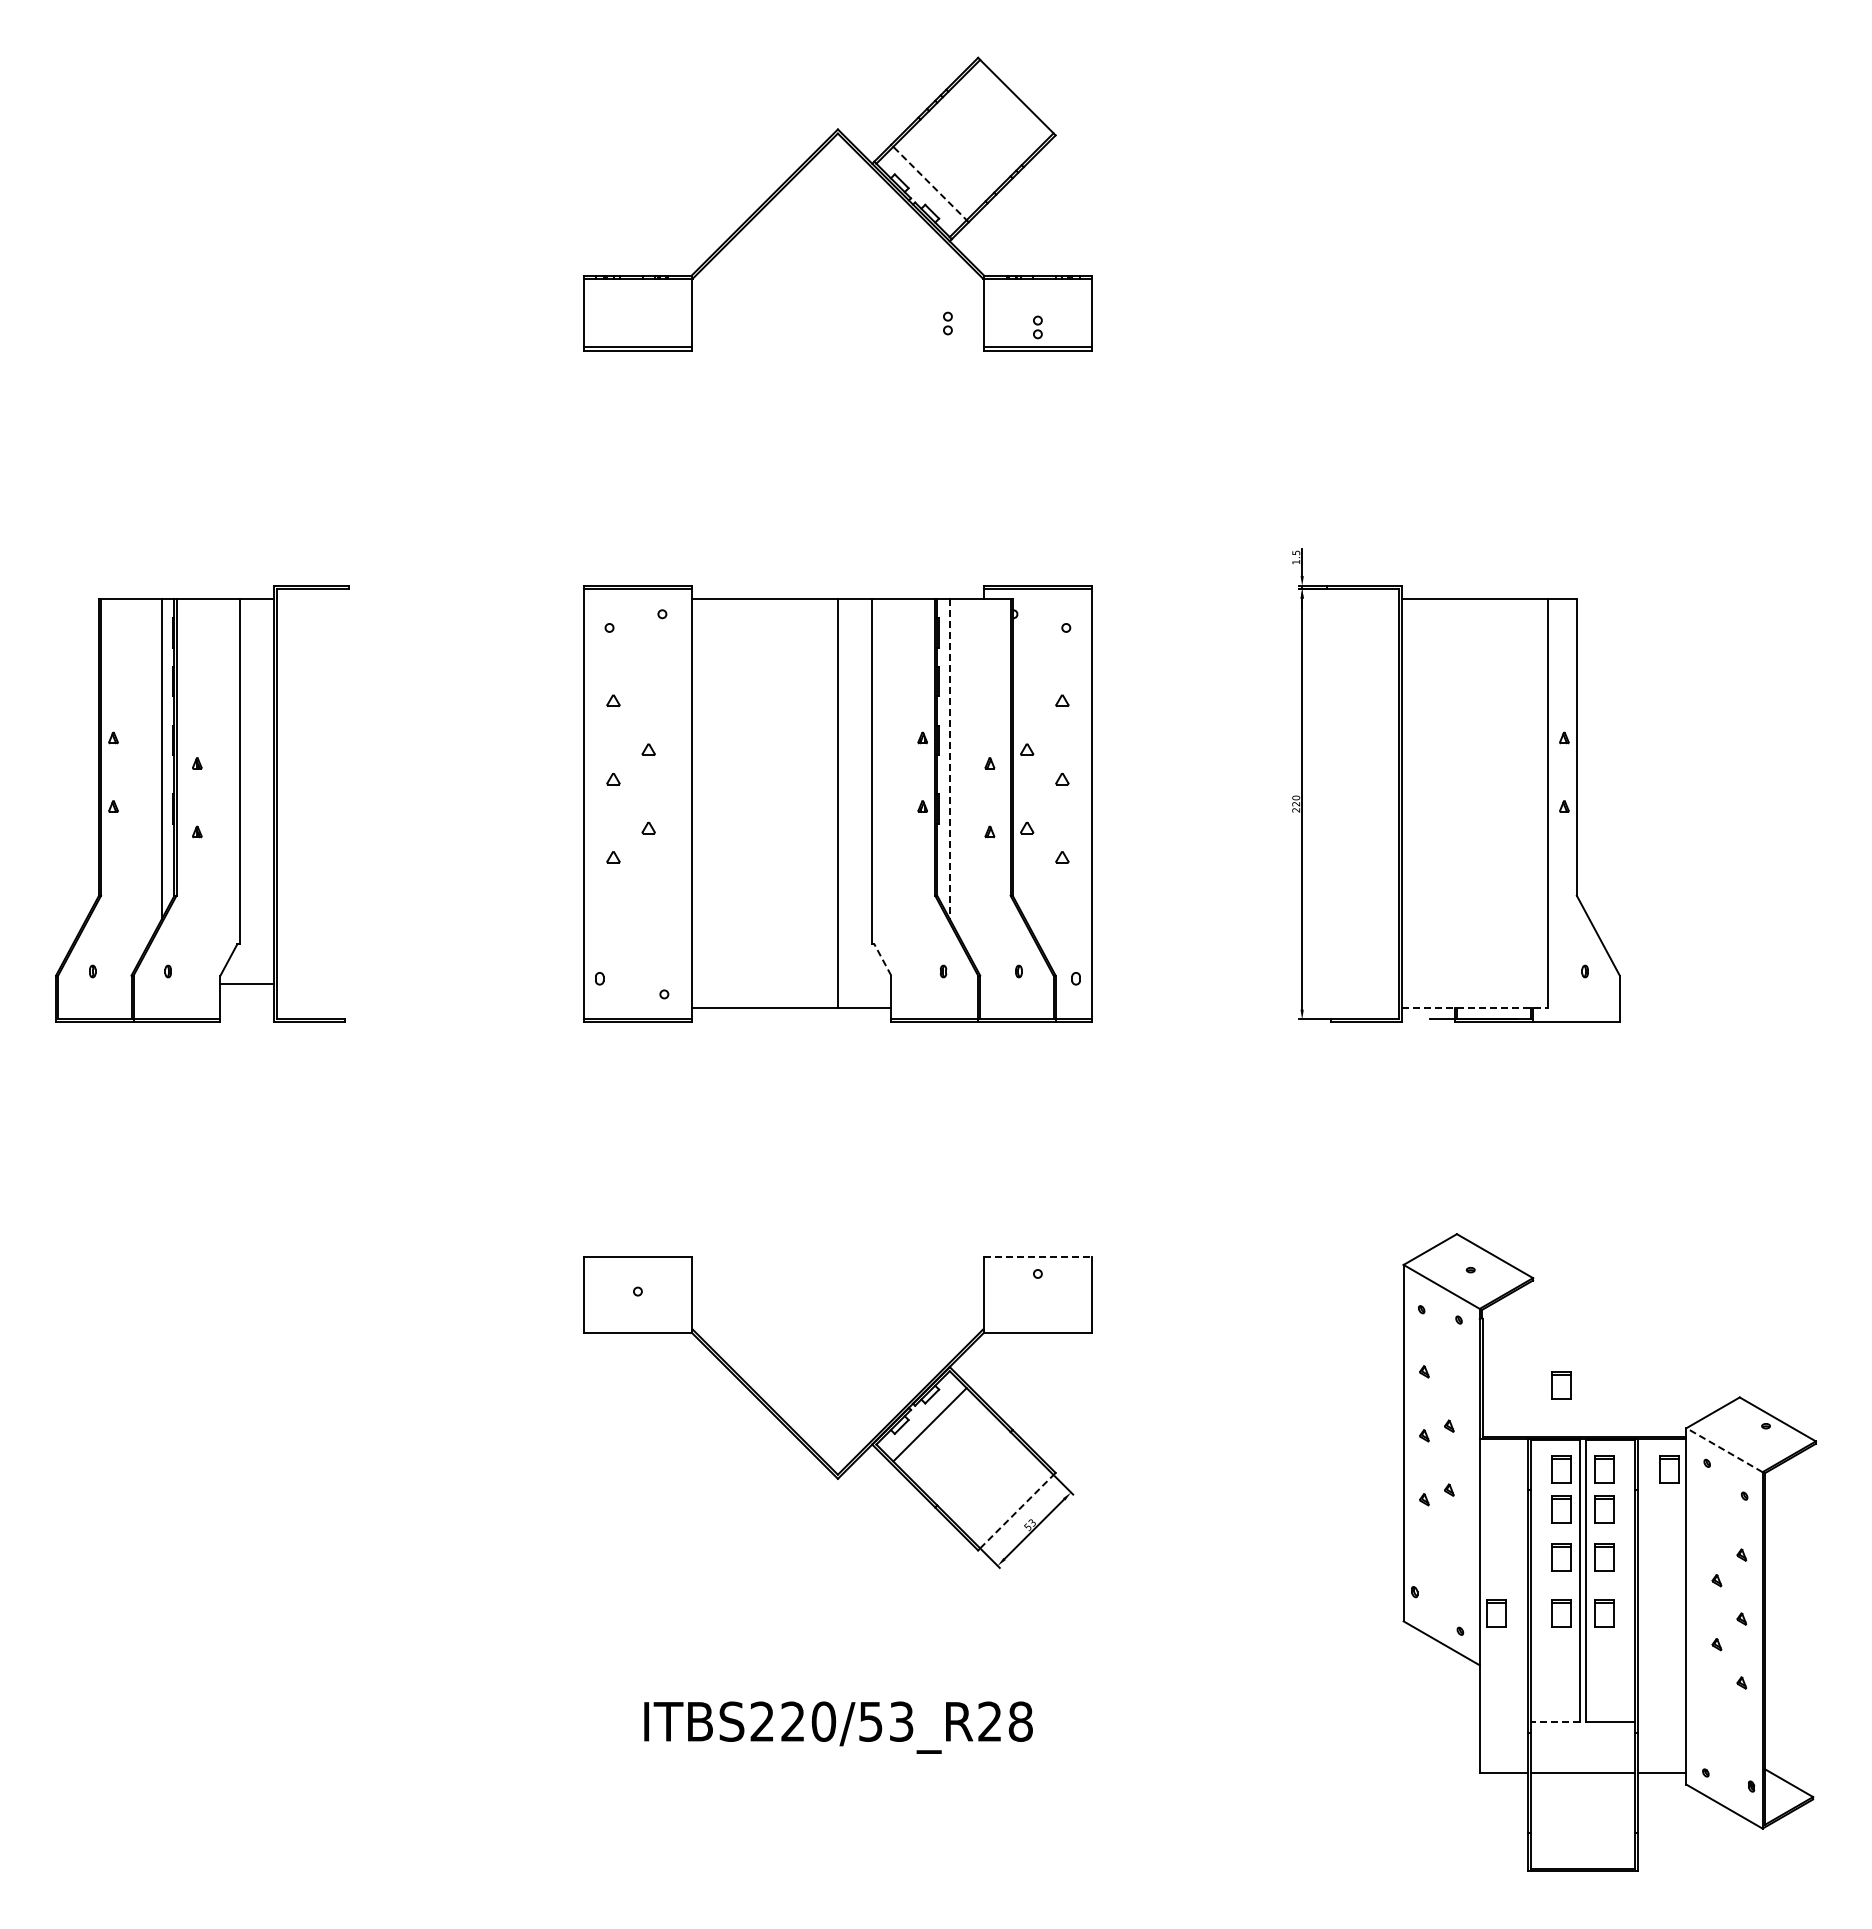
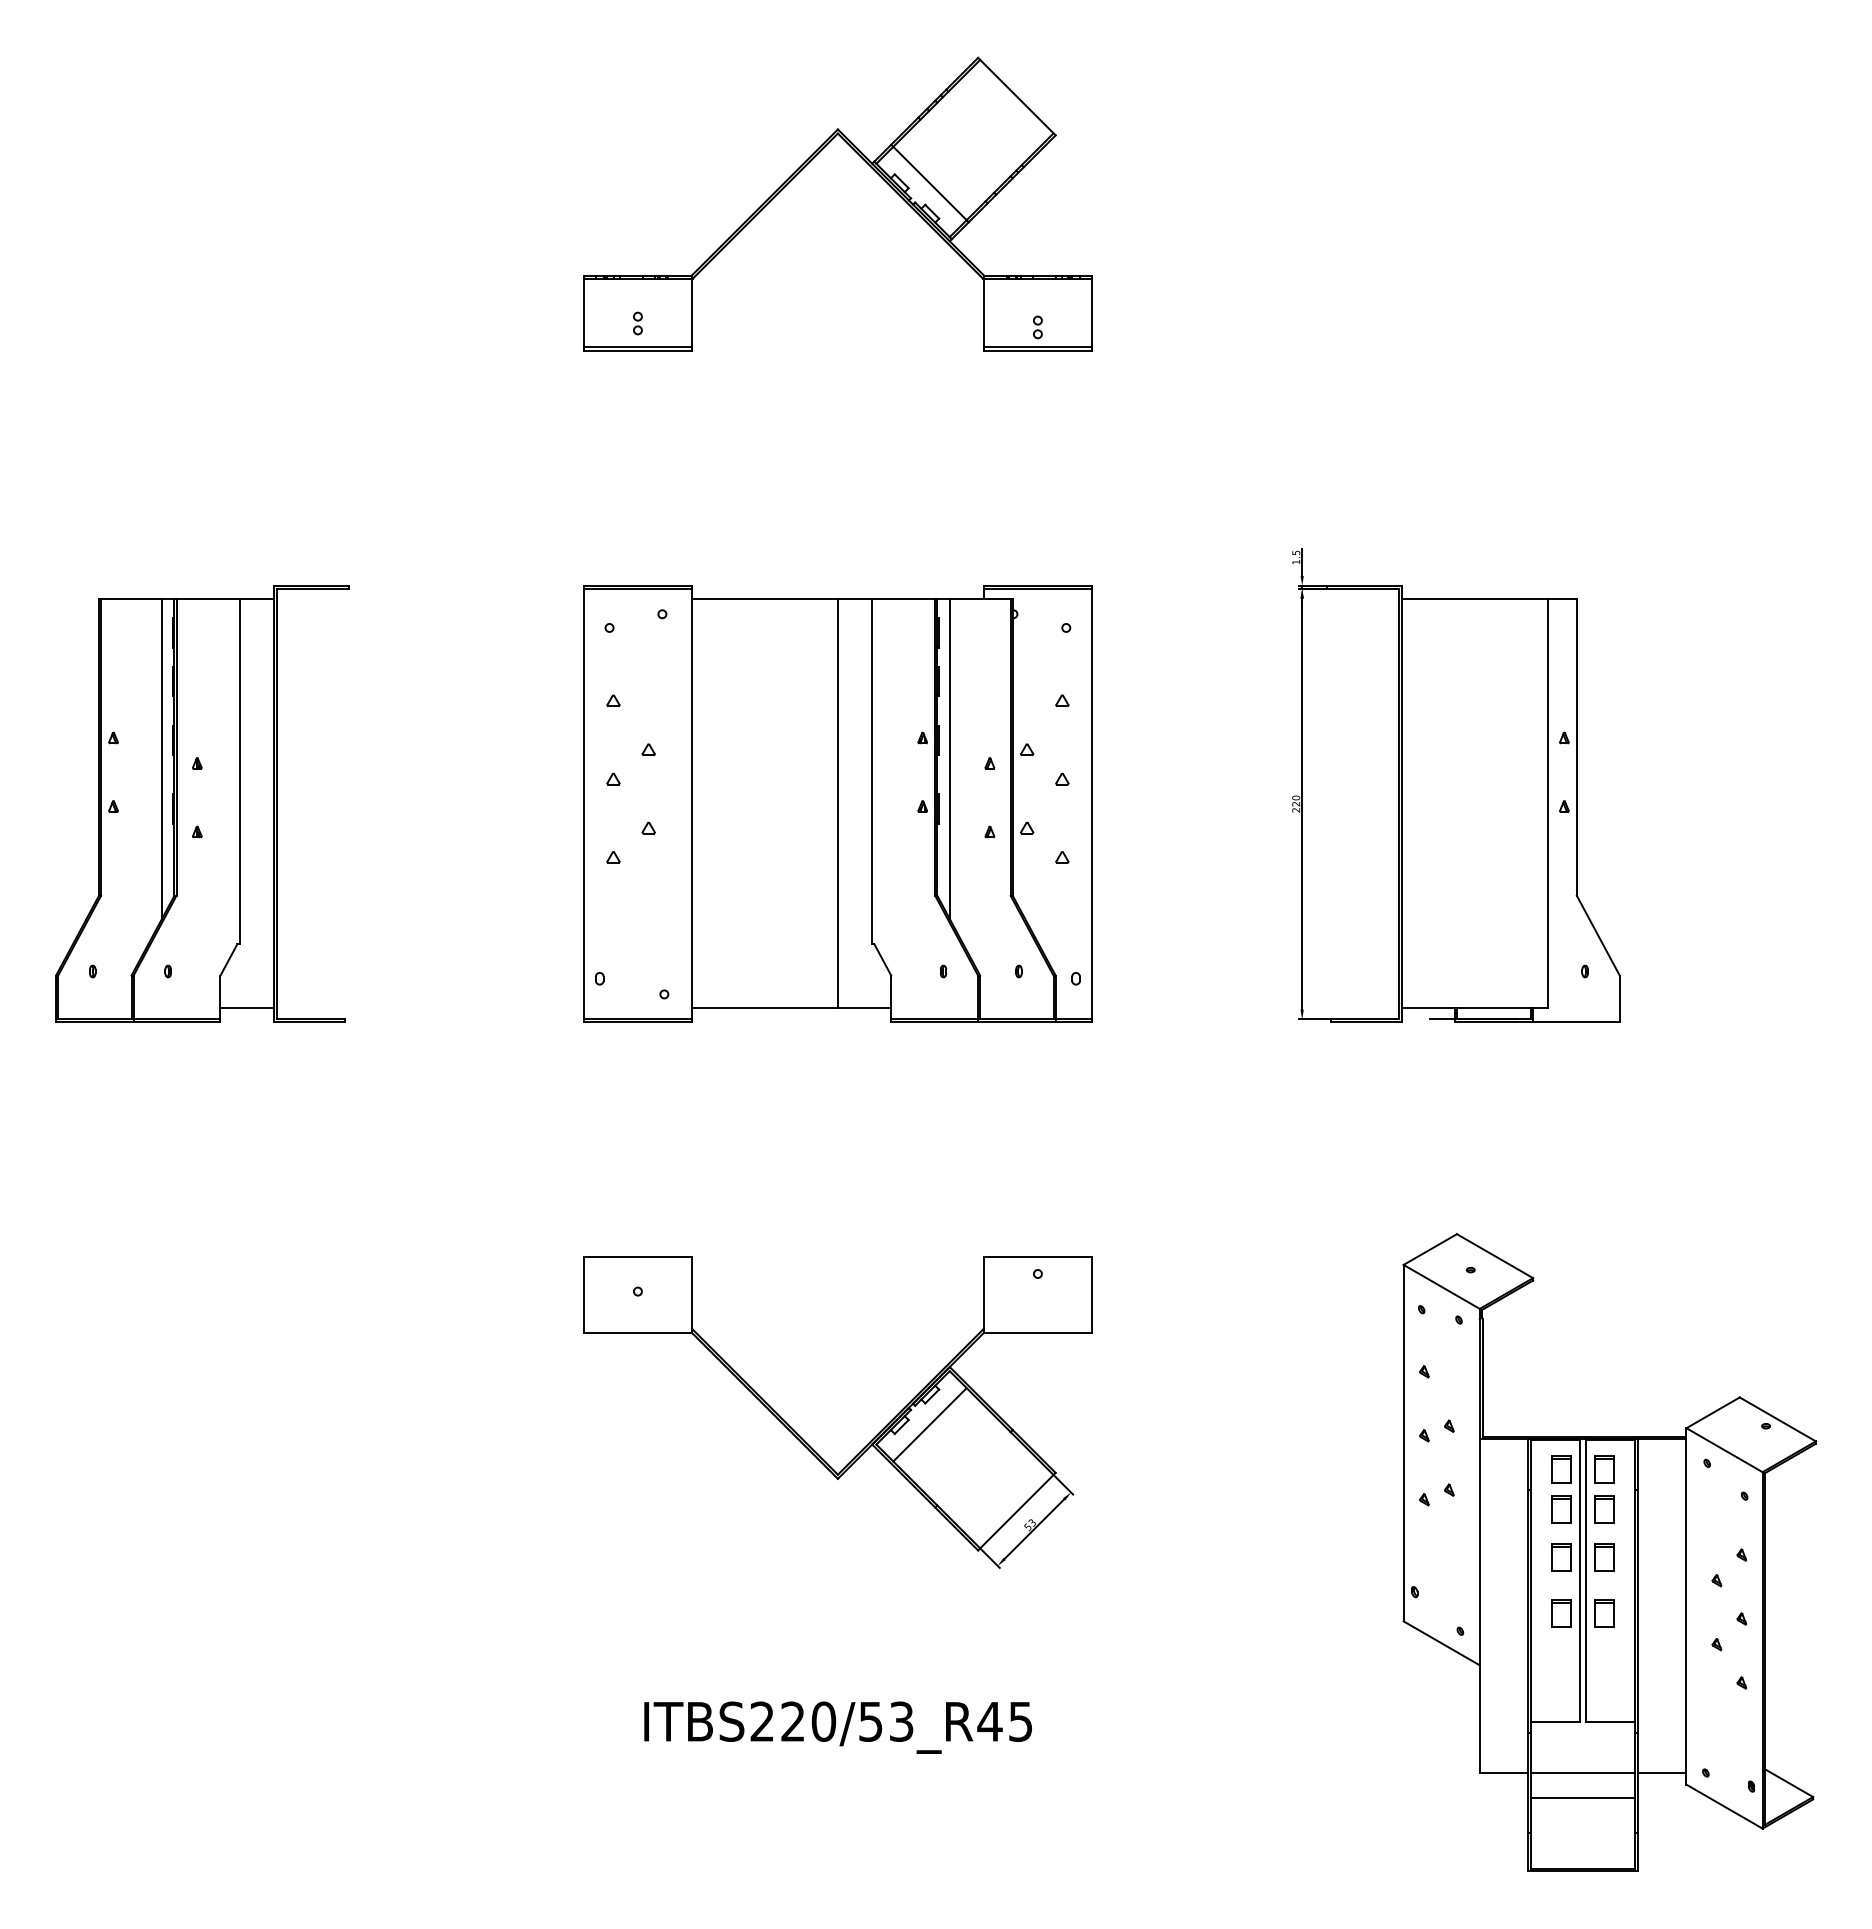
line: dashed -> solid (930, 183)
part position: (947, 323) -> (637, 323) (637, 323)
line: dashed -> solid (949, 759)
line: dashed -> solid (882, 959)
line position: (246, 984) -> (246, 1008) (246, 1008)
line: dashed -> solid (1475, 1008)
line: dashed -> solid (1037, 1257)
part: present -> none (1561, 1385)
line: dashed -> solid (1724, 1450)
part: present -> none (1669, 1469)
line: dashed -> solid (1016, 1511)
part: present -> none (1496, 1613)
text: ITBS220/53_R28 -> ITBS220/53_R45 (1004, 1721)
line: dashed -> solid (1555, 1722)
line: none -> present (1583, 1797)
